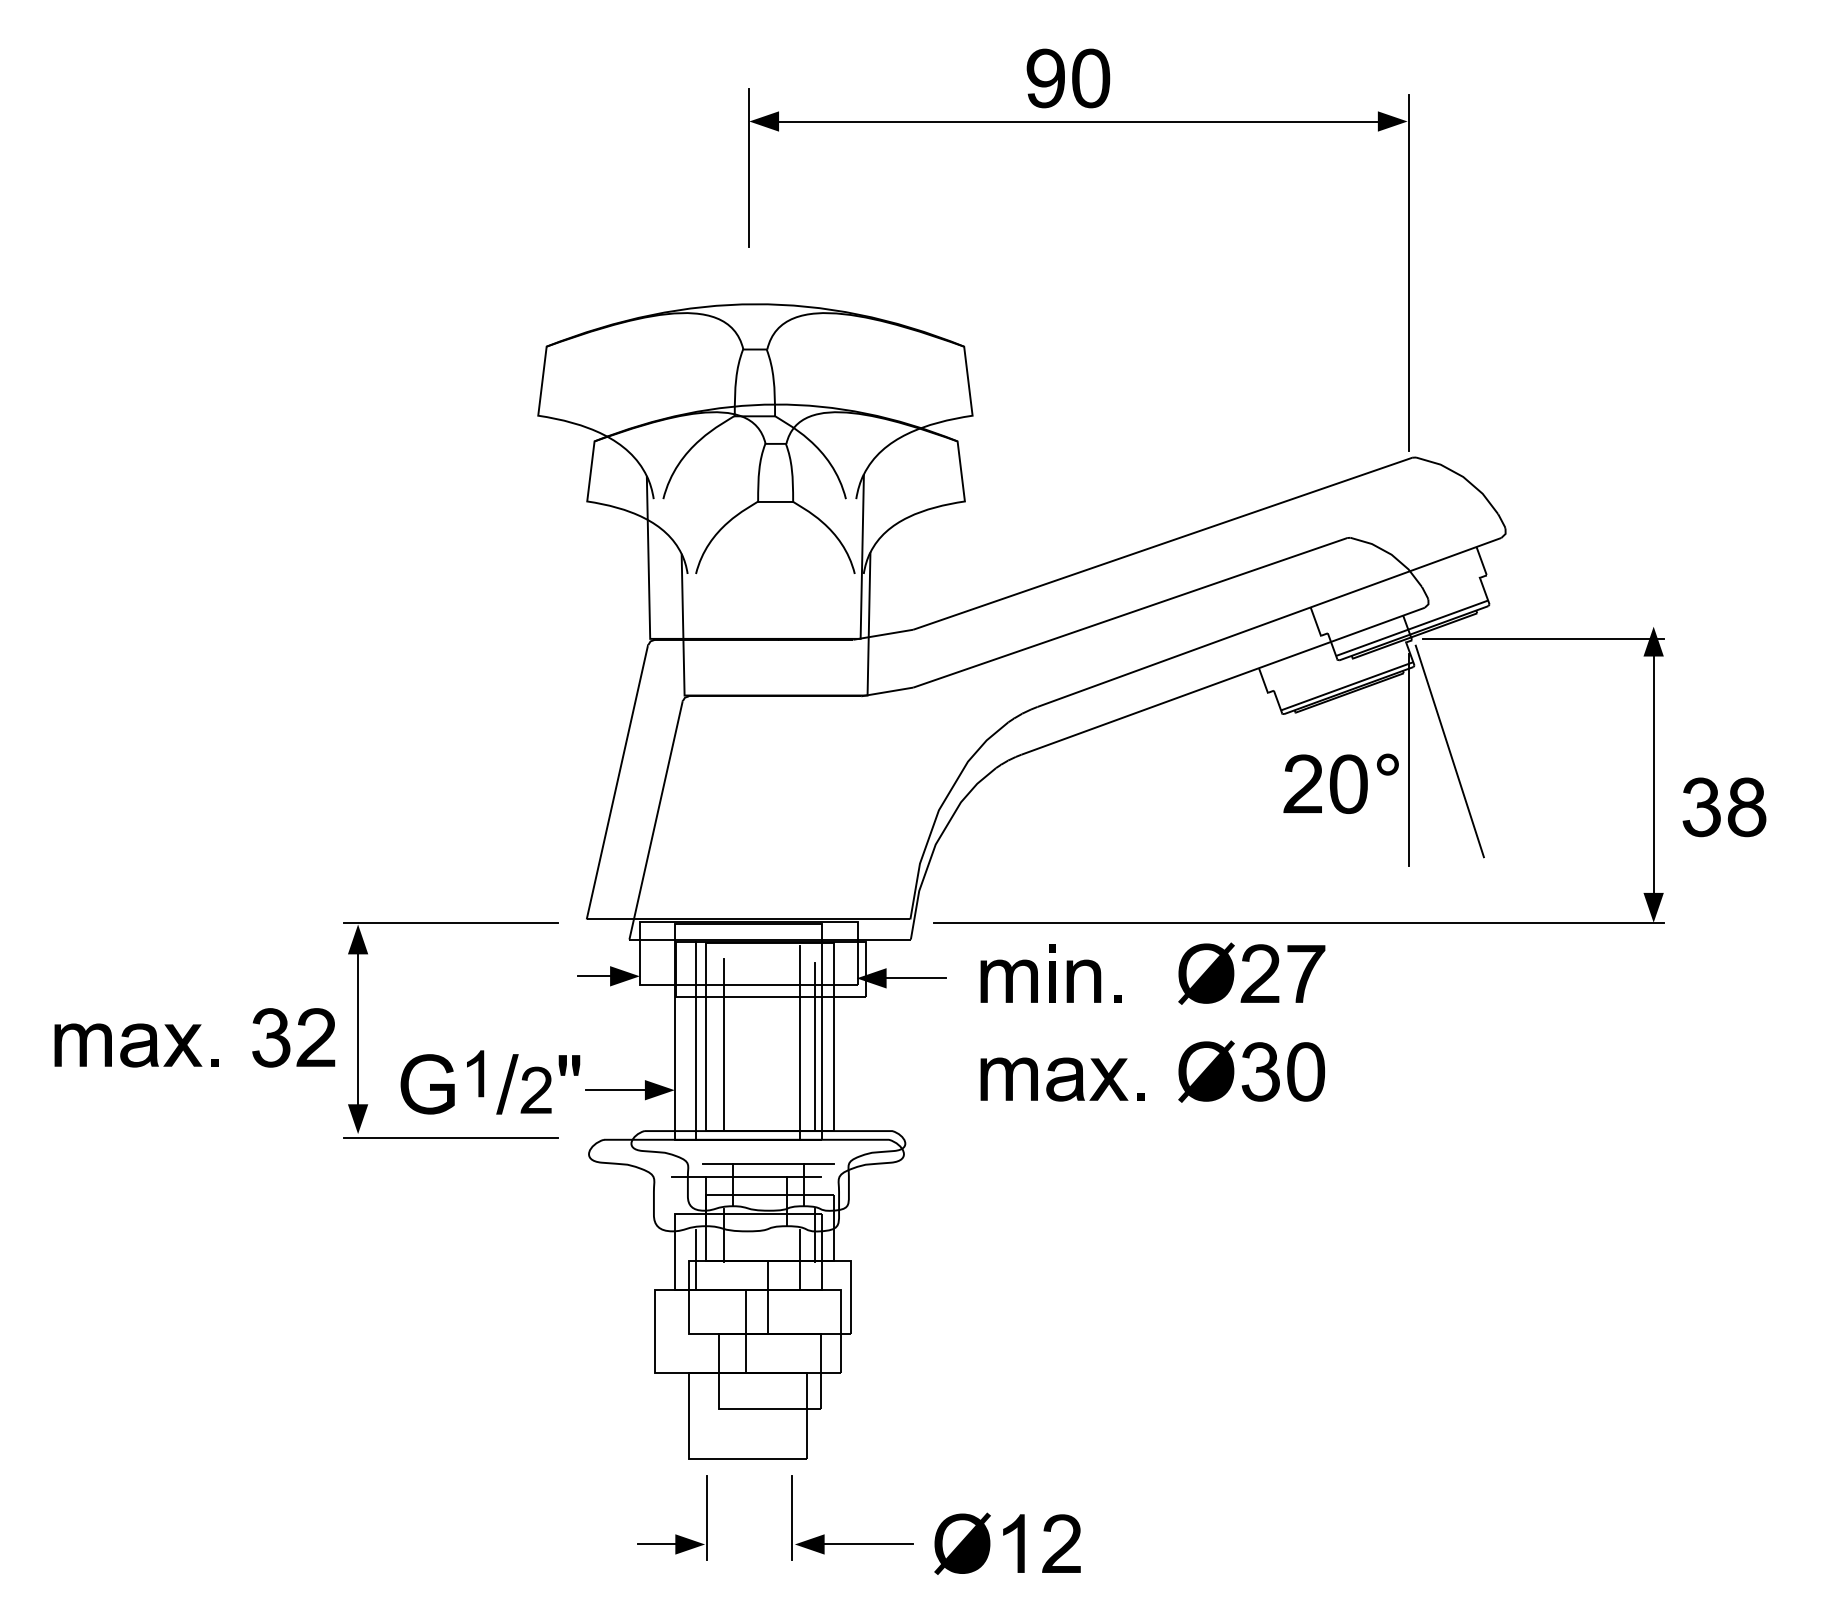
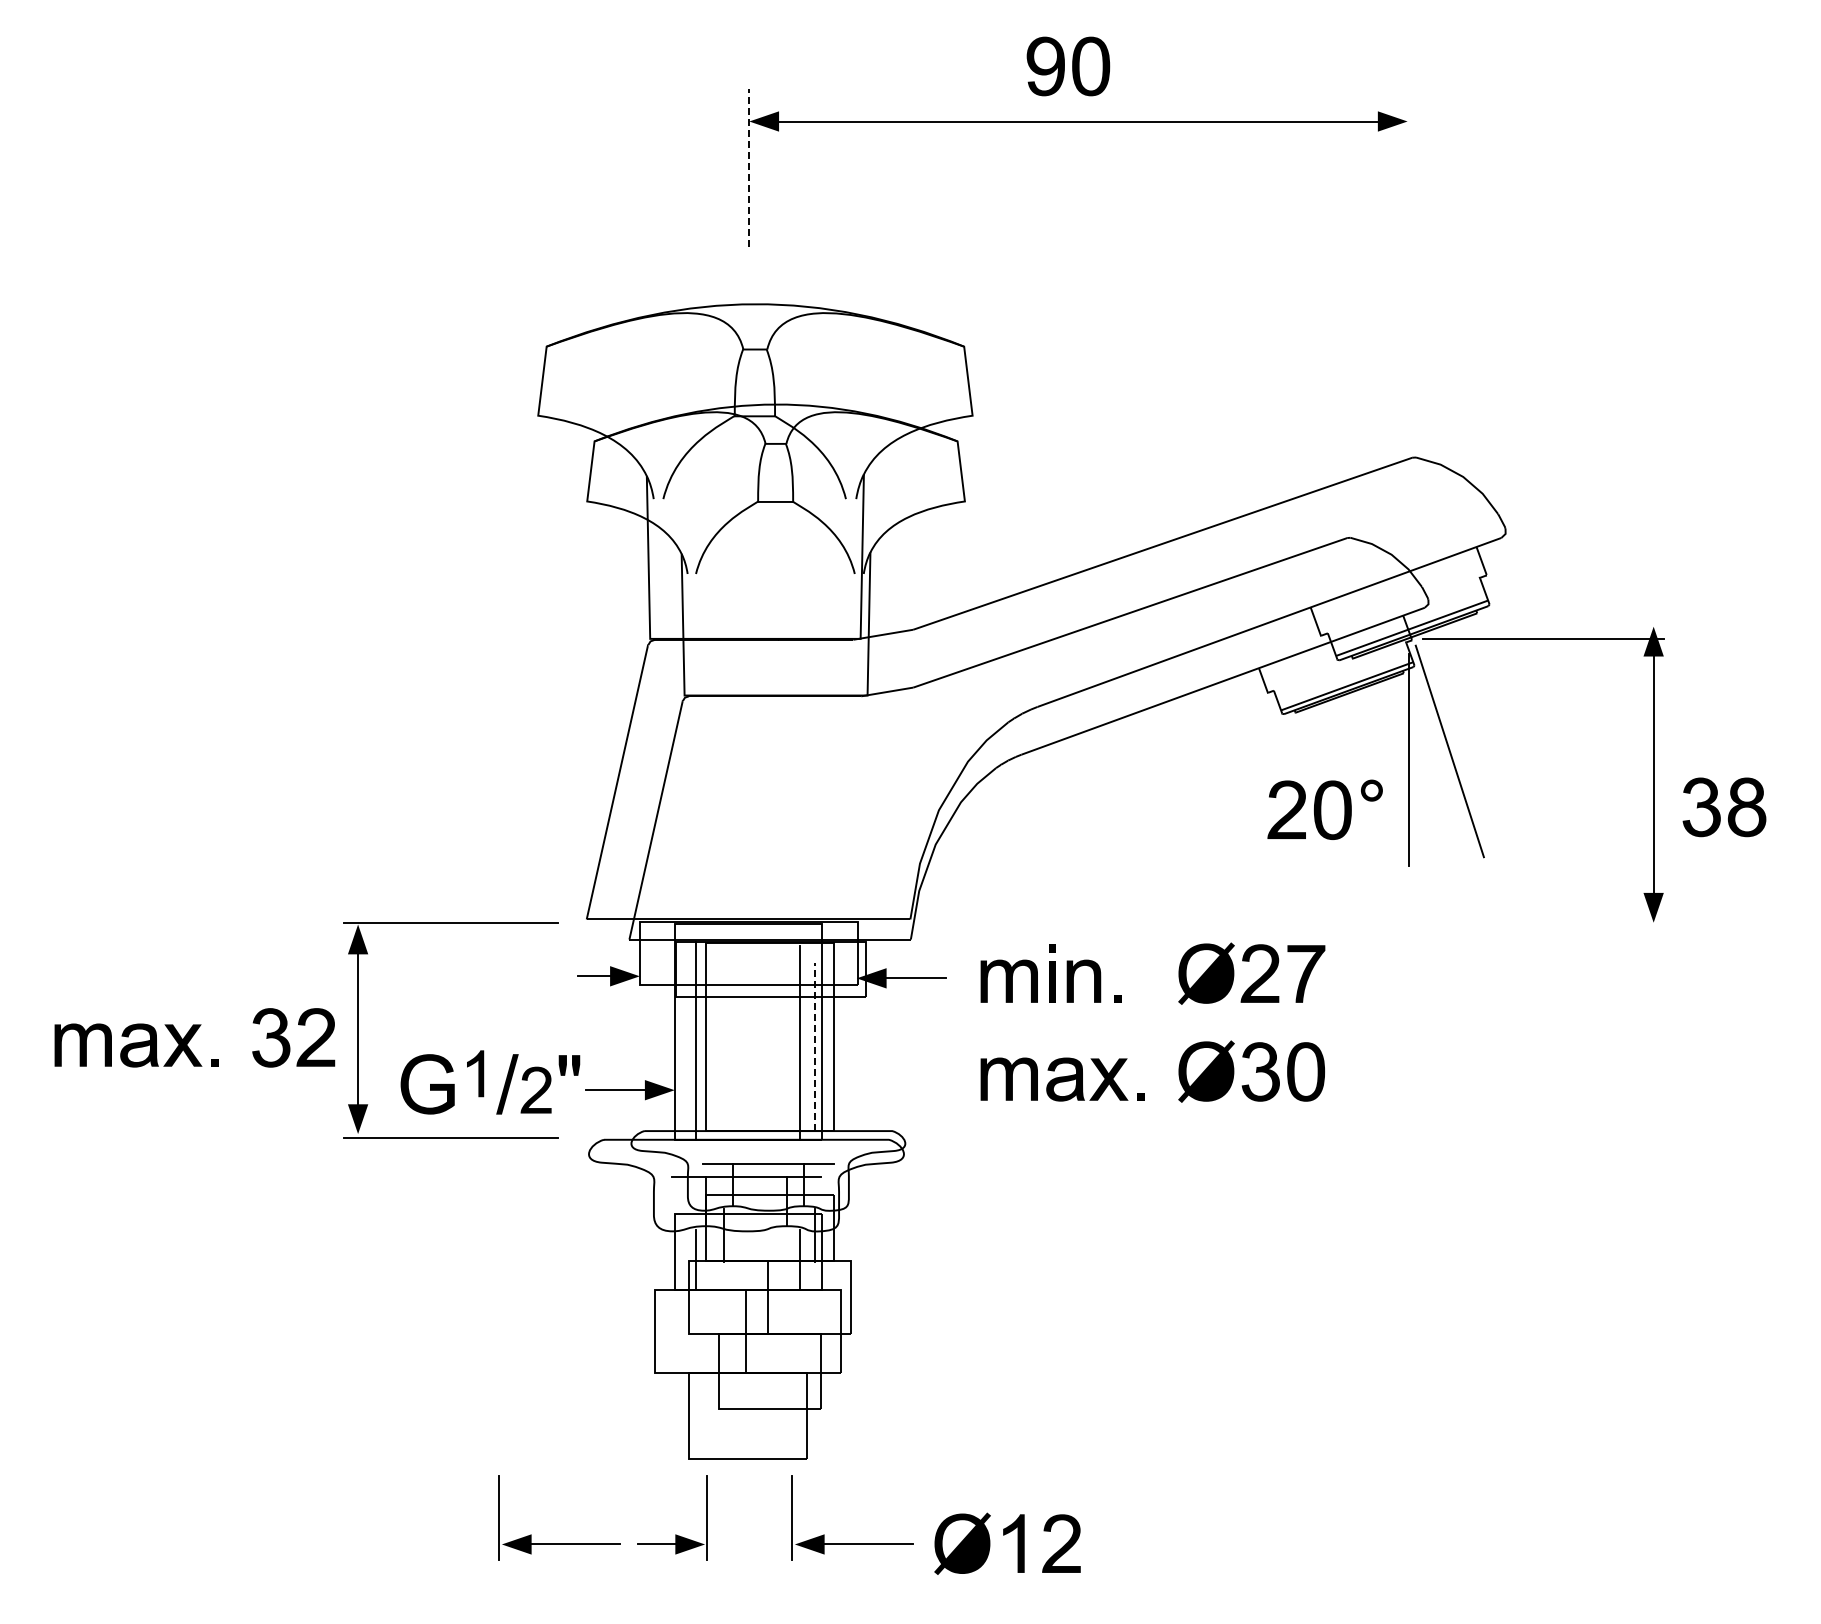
part position: (1068, 78) -> (1068, 66) (1068, 66)
line: solid -> dashed (749, 167)
line: present -> none (1408, 273)
part position: (1340, 783) -> (1324, 809) (1324, 809)
line: present -> none (1298, 922)
line: present -> none (724, 1045)
line: solid -> dashed (814, 1046)
part: none -> present (559, 1543)
